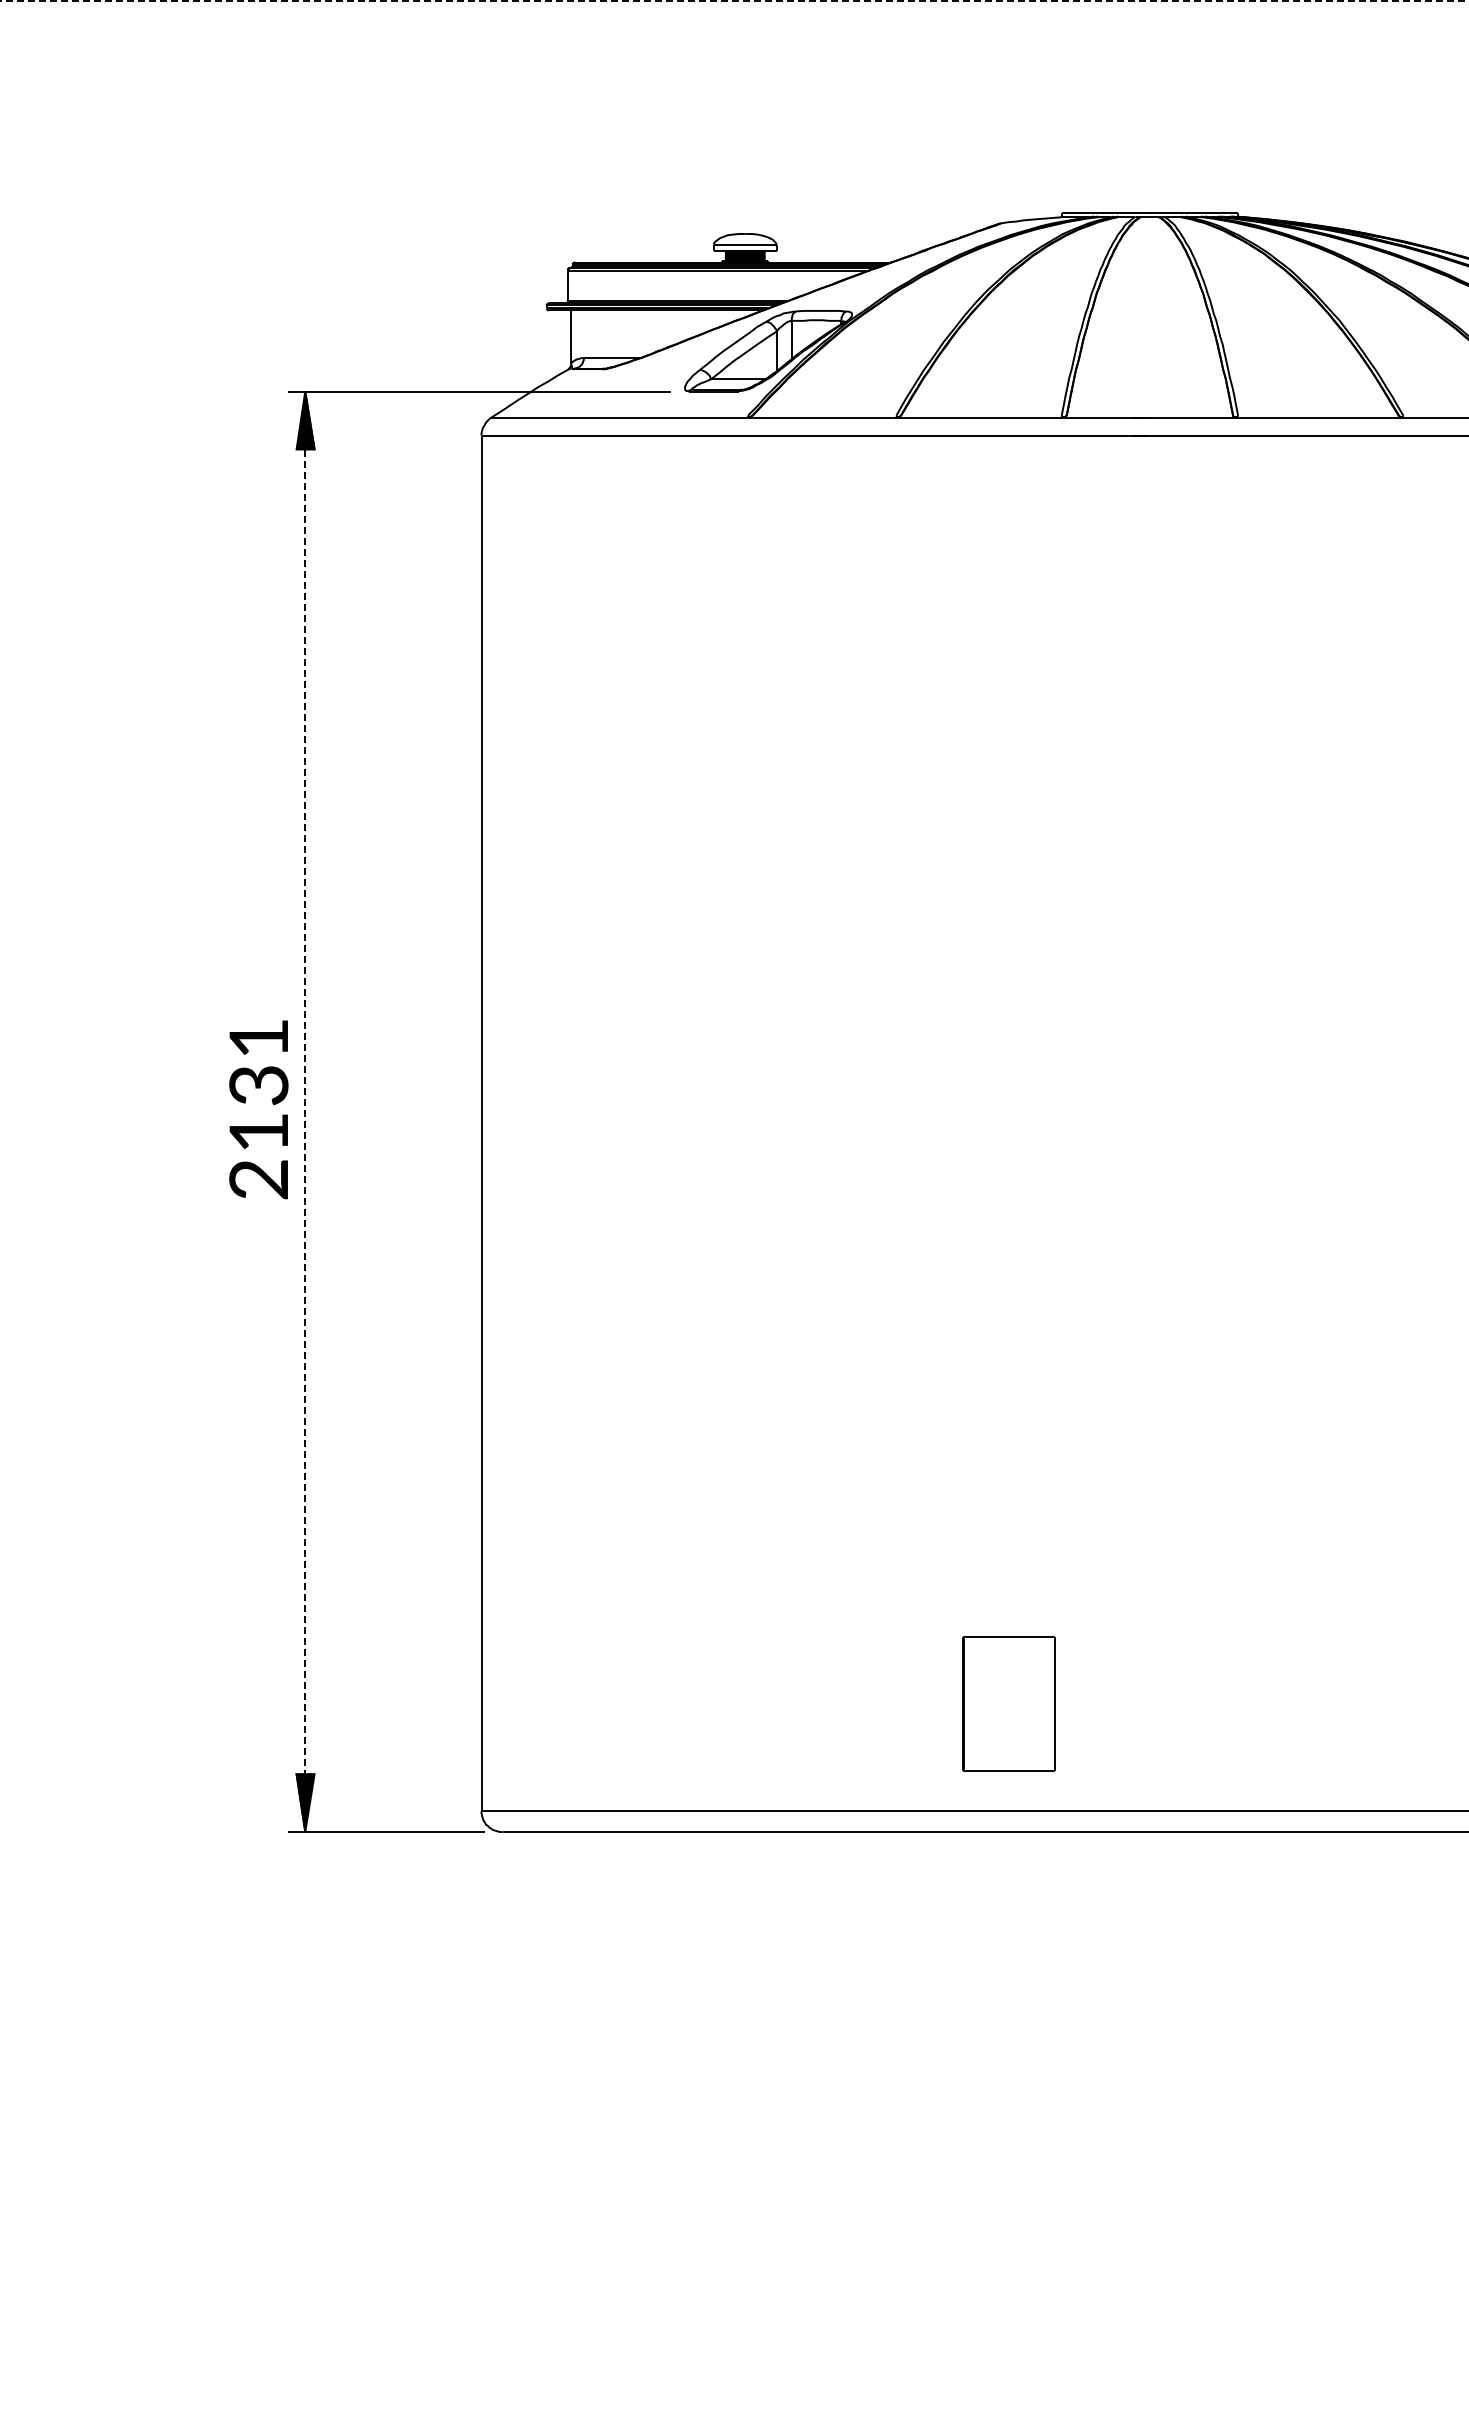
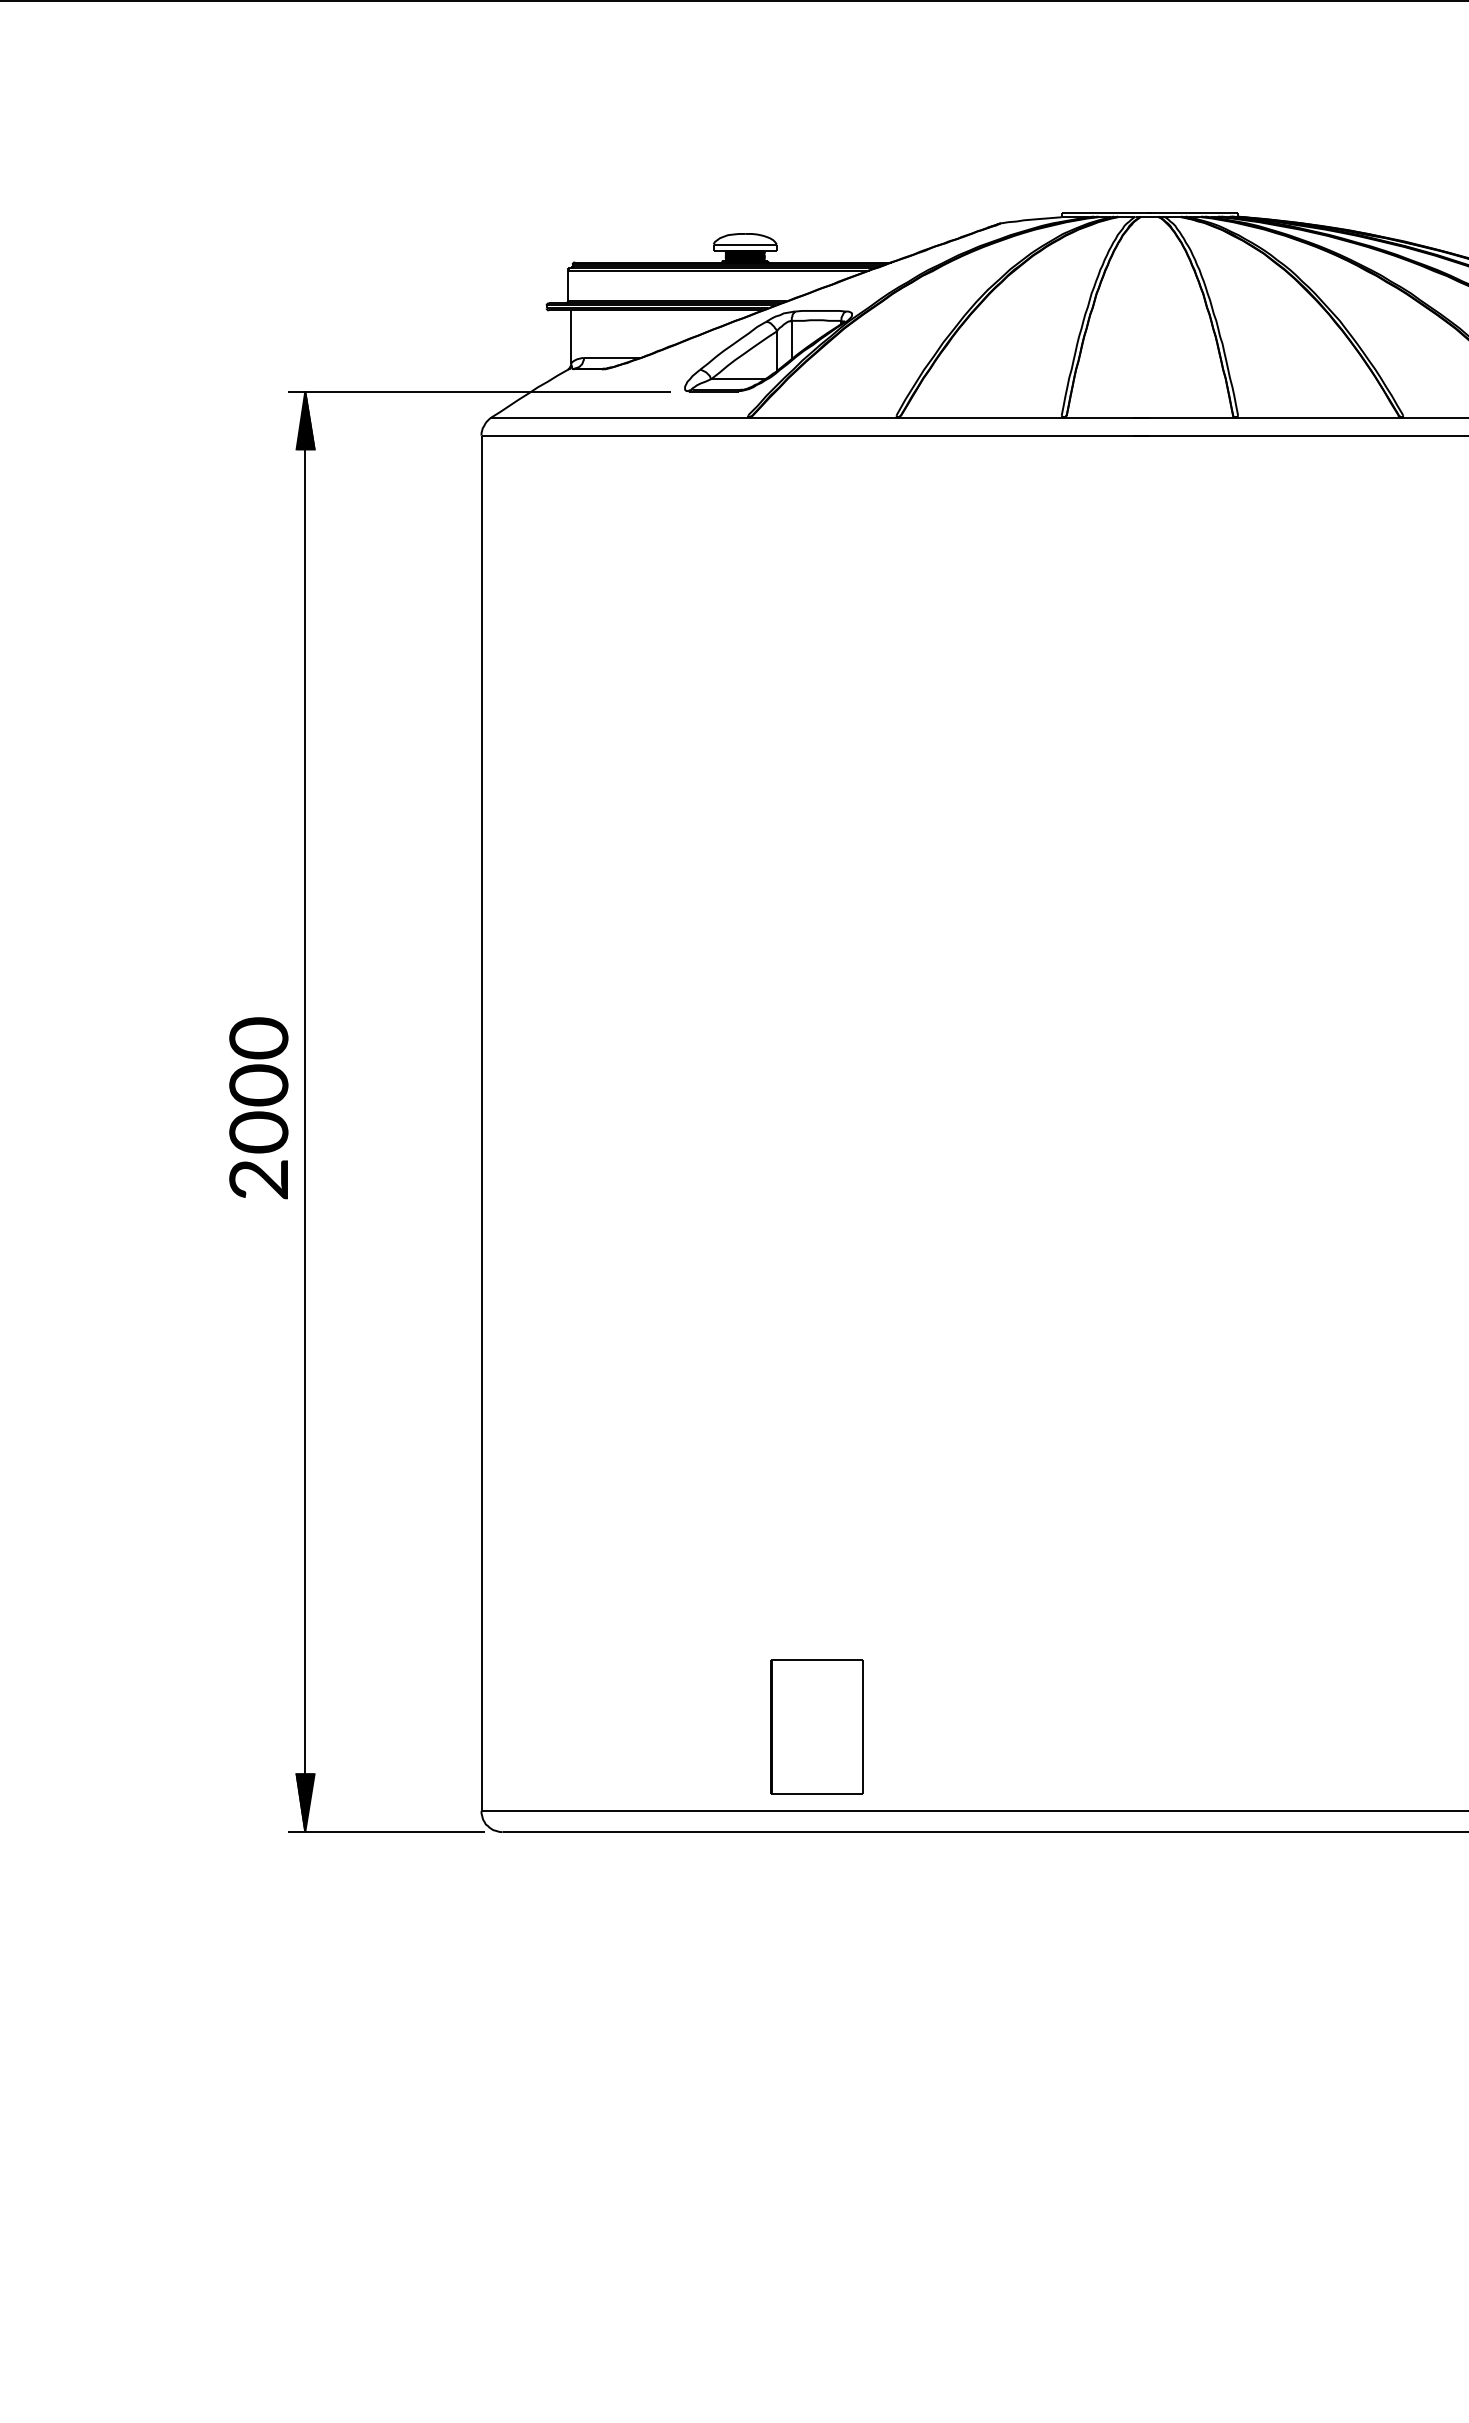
line: dashed -> solid (734, 1)
text: 2131 -> 2000 (258, 1085)
line: dashed -> solid (305, 1111)
part position: (1008, 1703) -> (816, 1726) (816, 1726)
